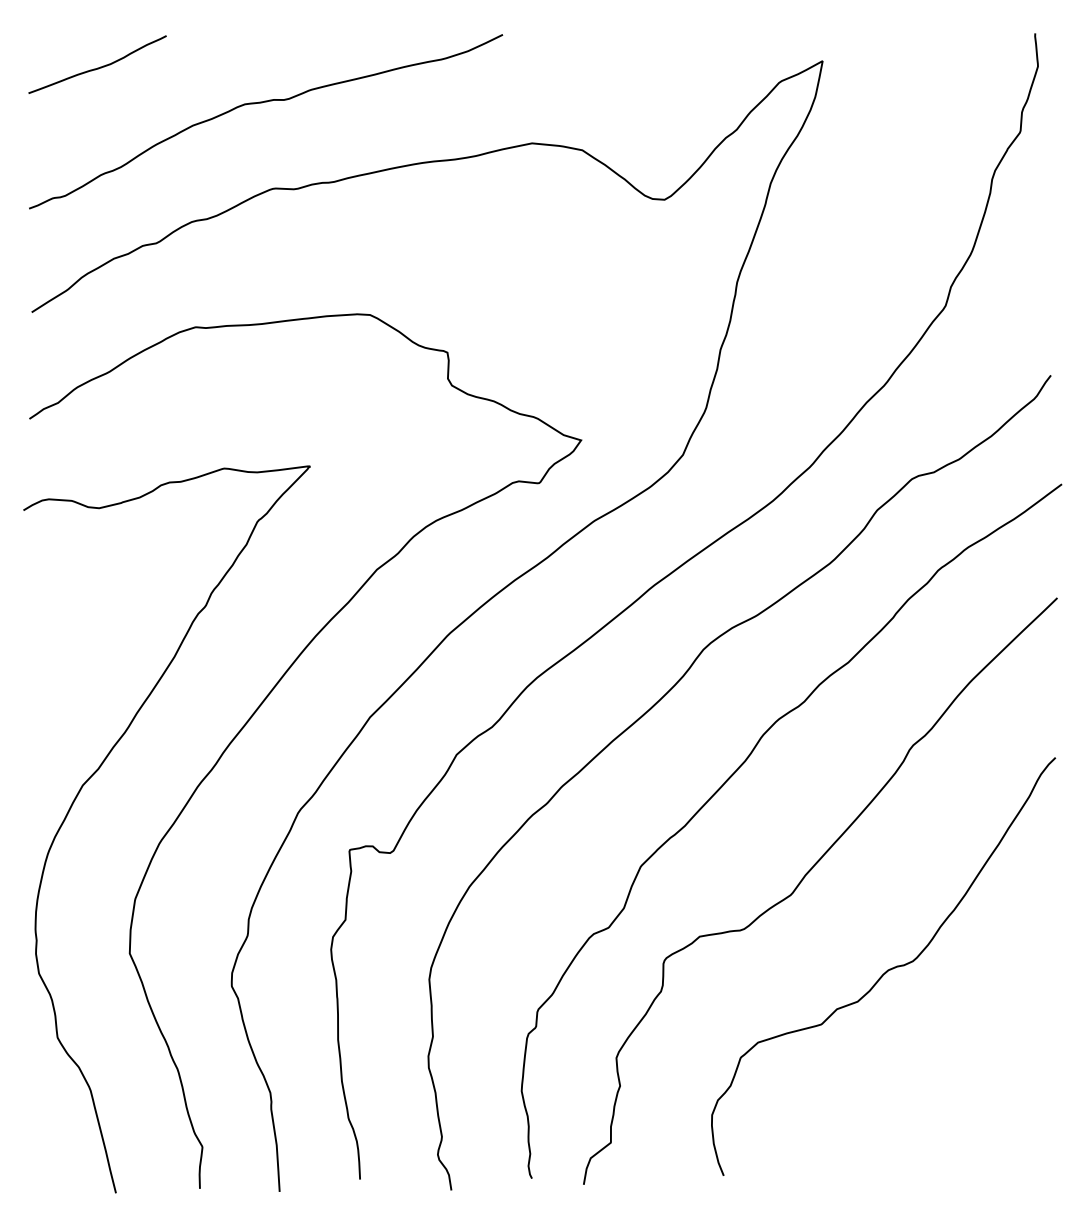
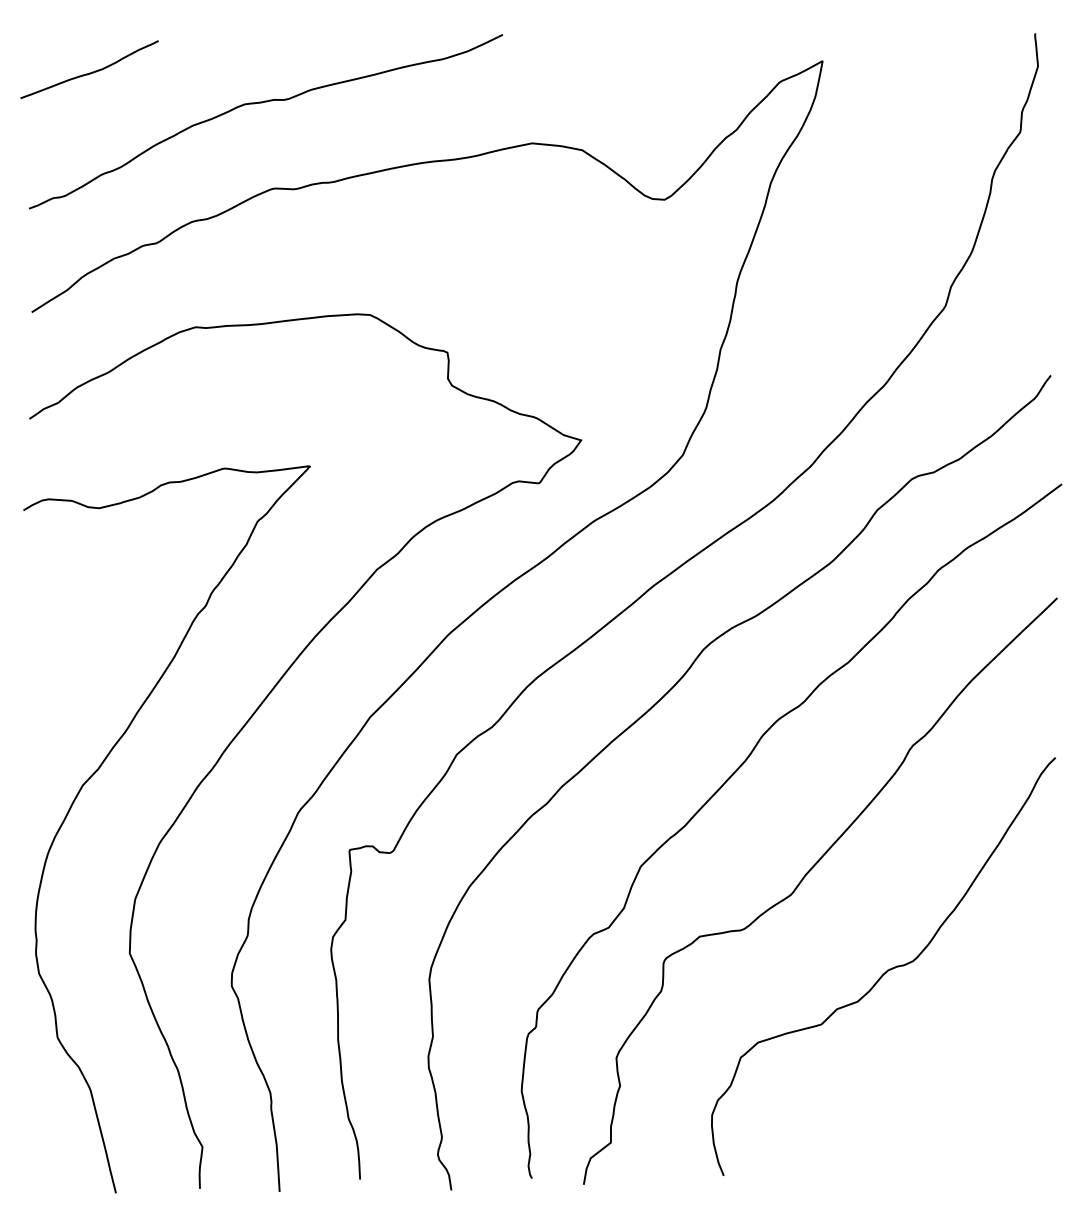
curve position: (97, 67) -> (89, 72) (89, 72)
